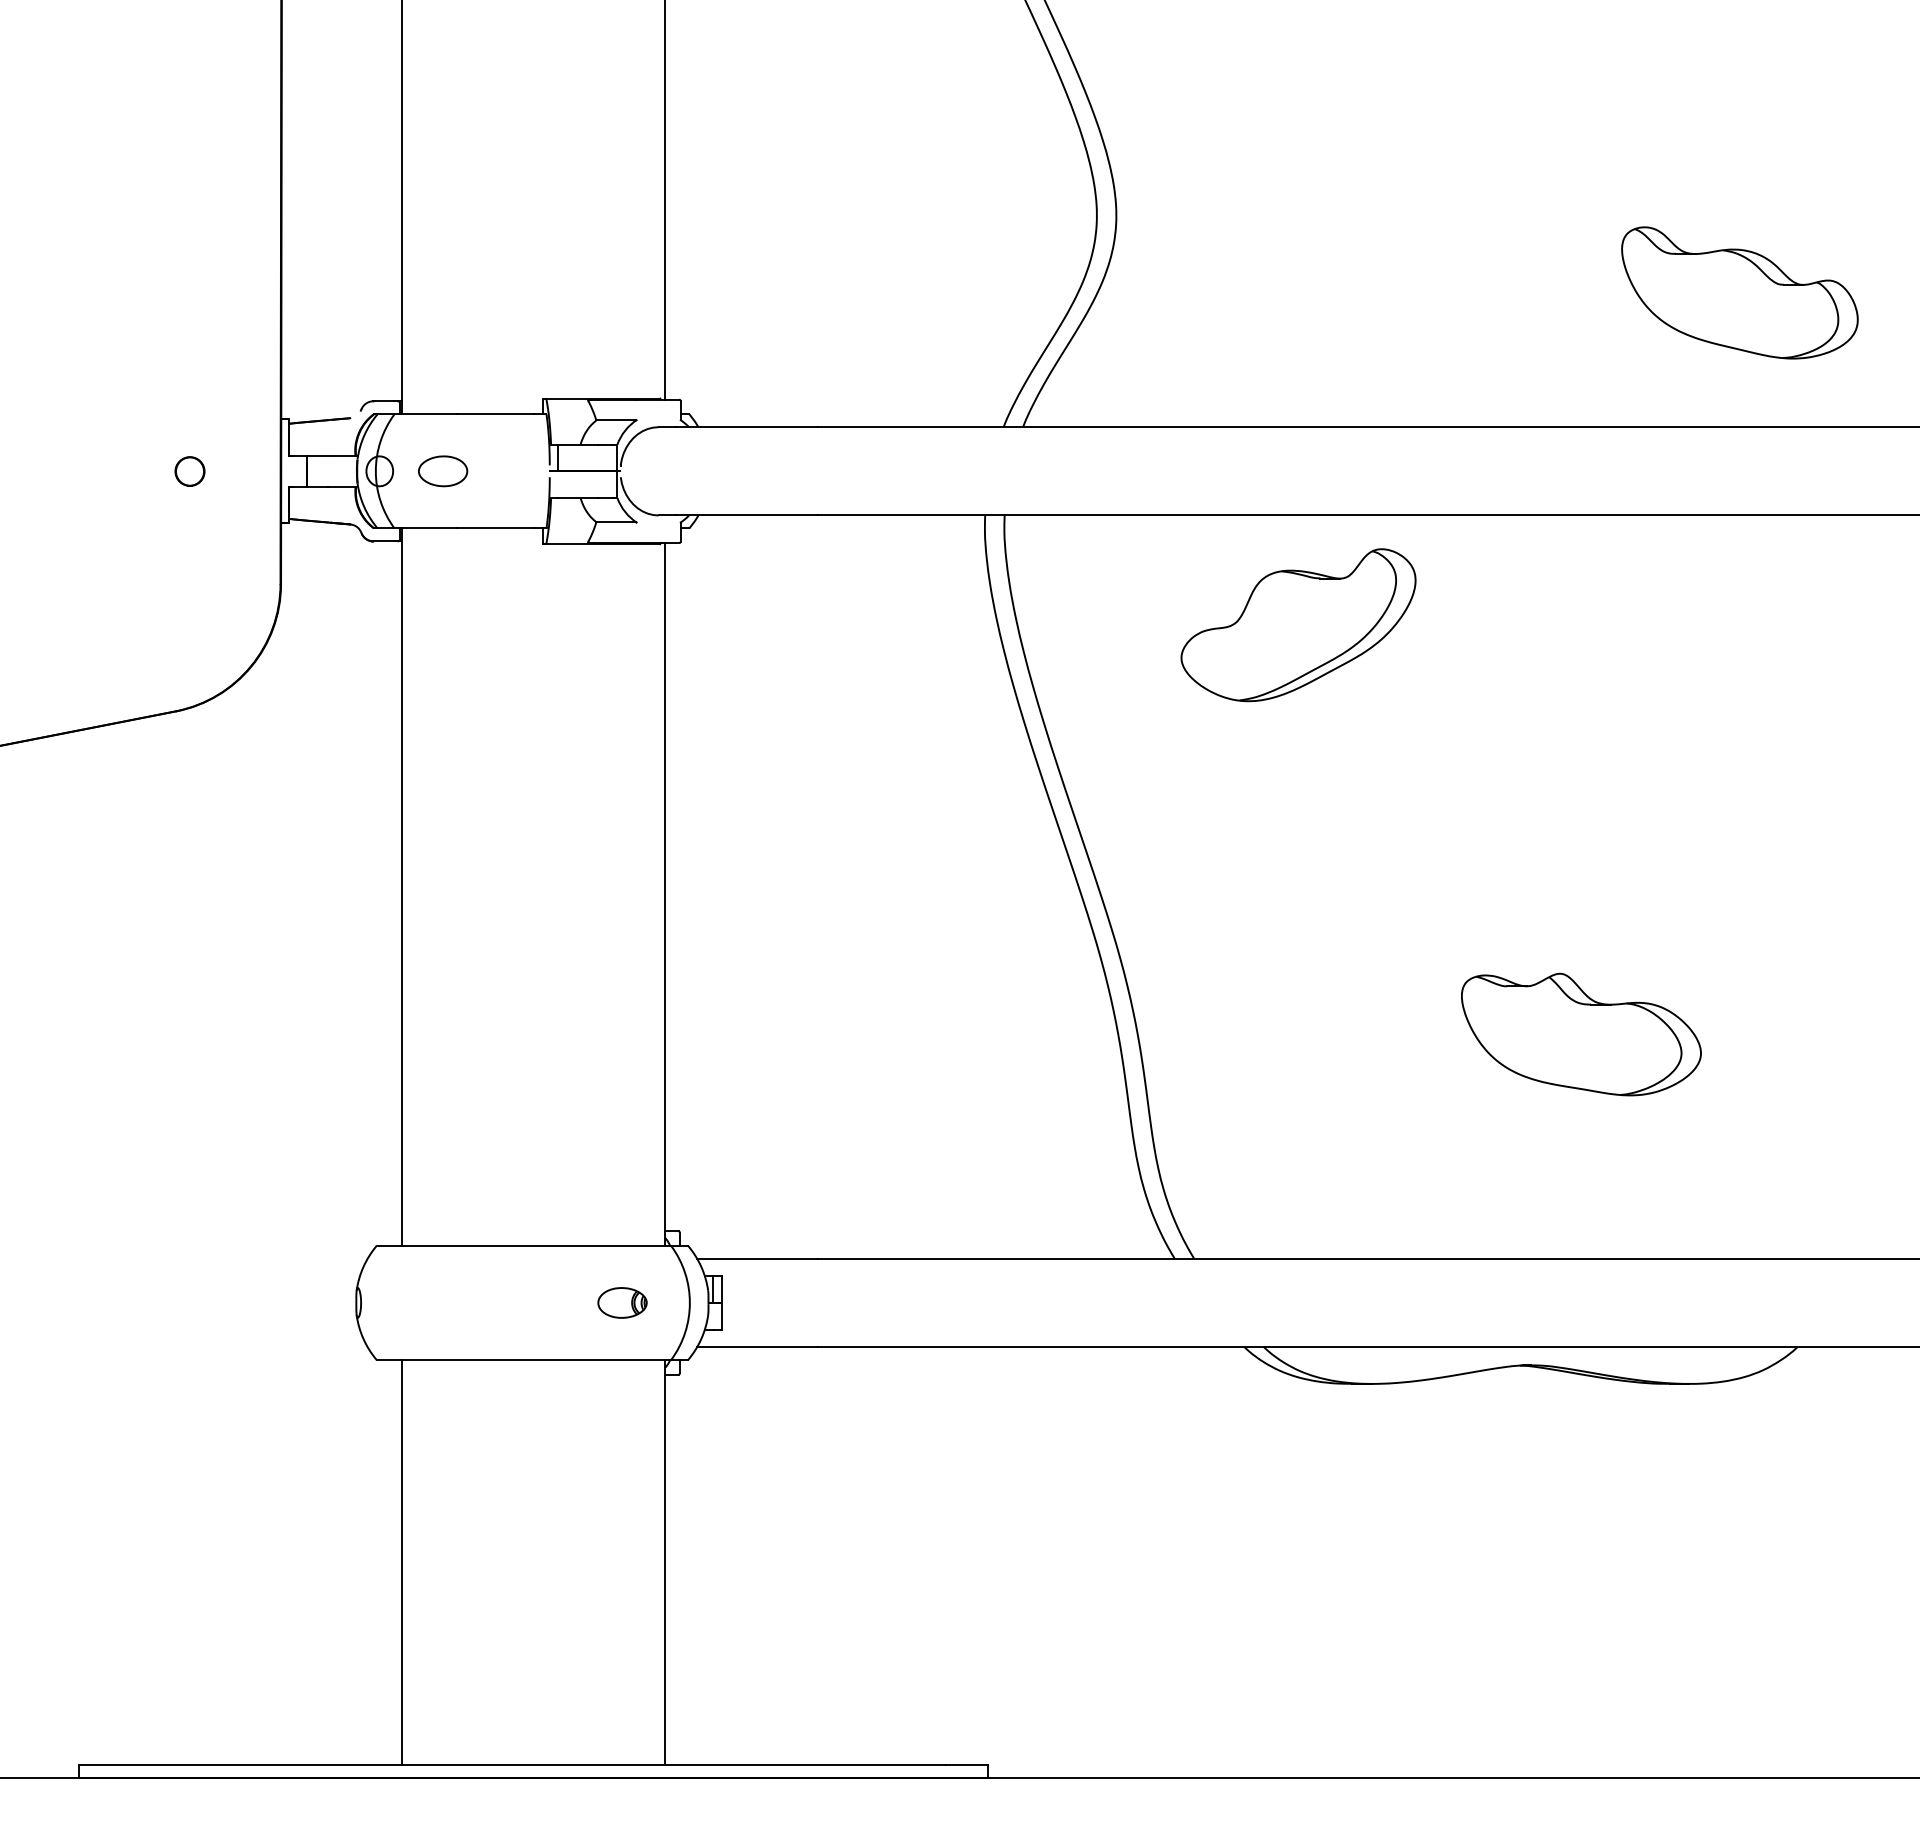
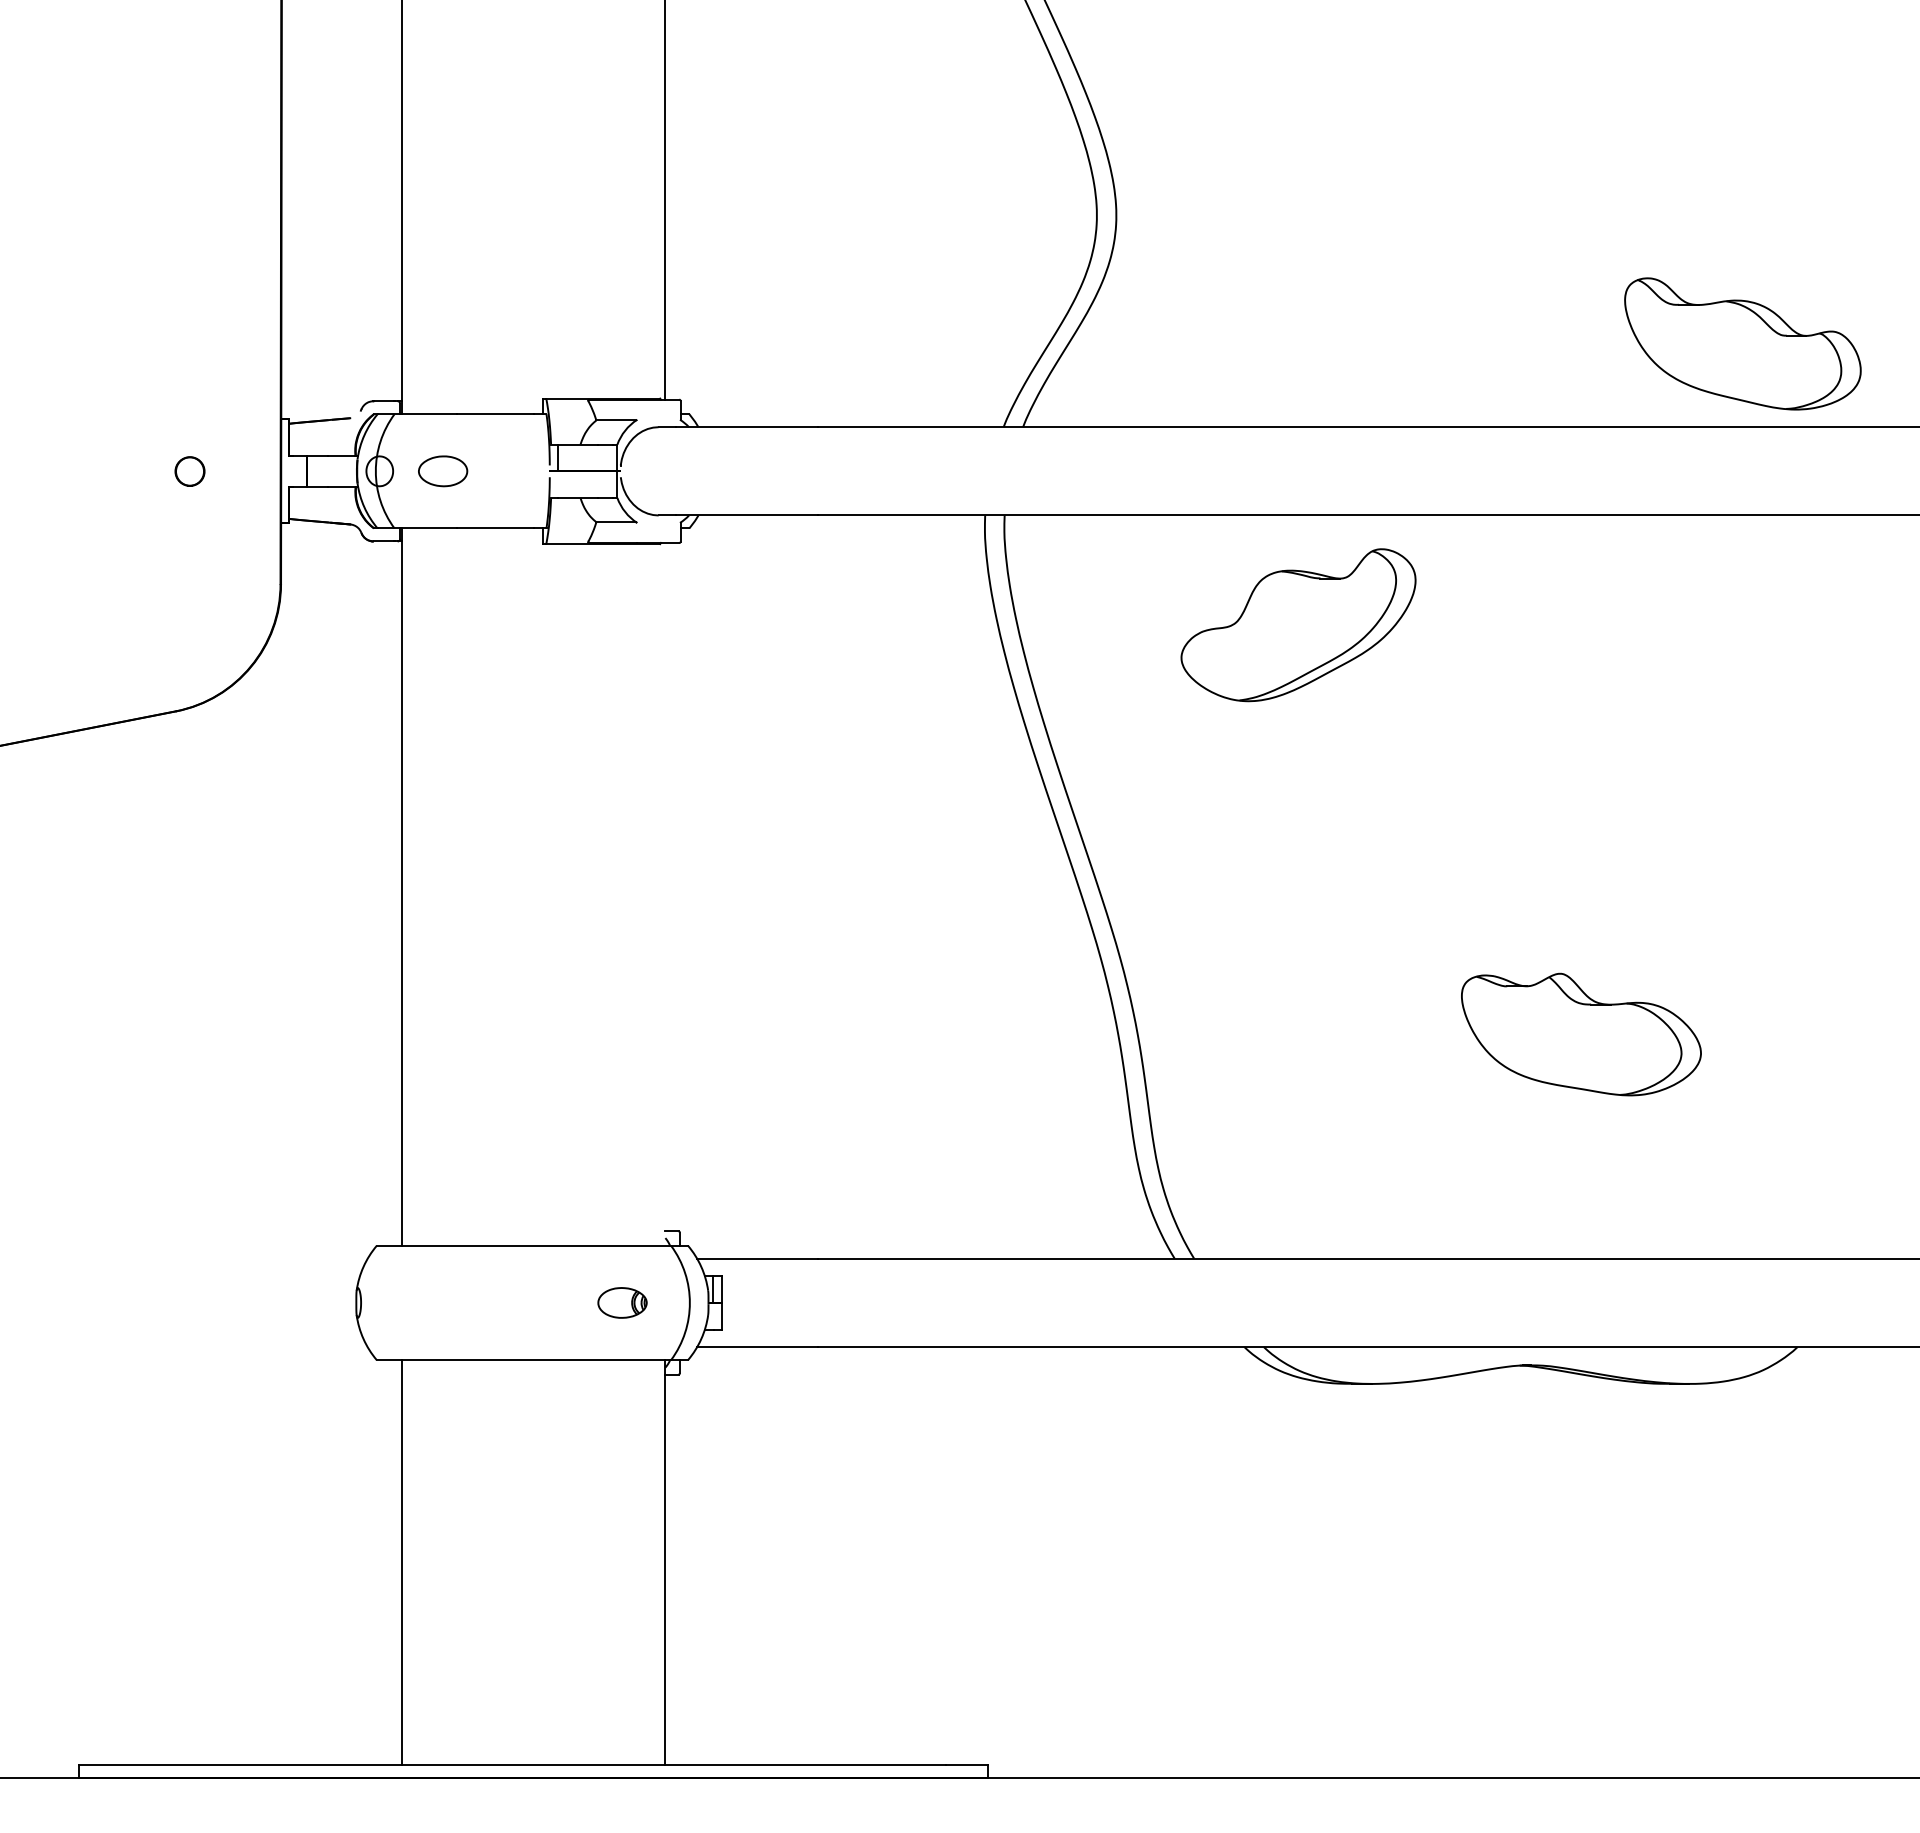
part position: (1739, 292) -> (1742, 343) (1742, 343)
line: present -> none (665, 894)
